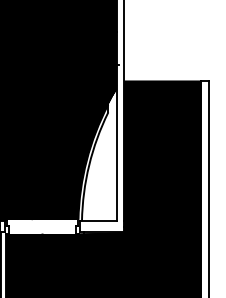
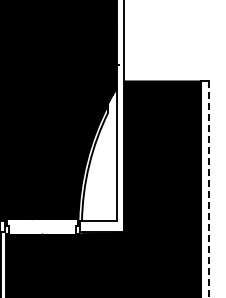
line: solid -> dashed (208, 189)
